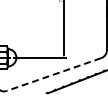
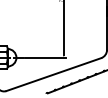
line: dashed -> solid (53, 74)
